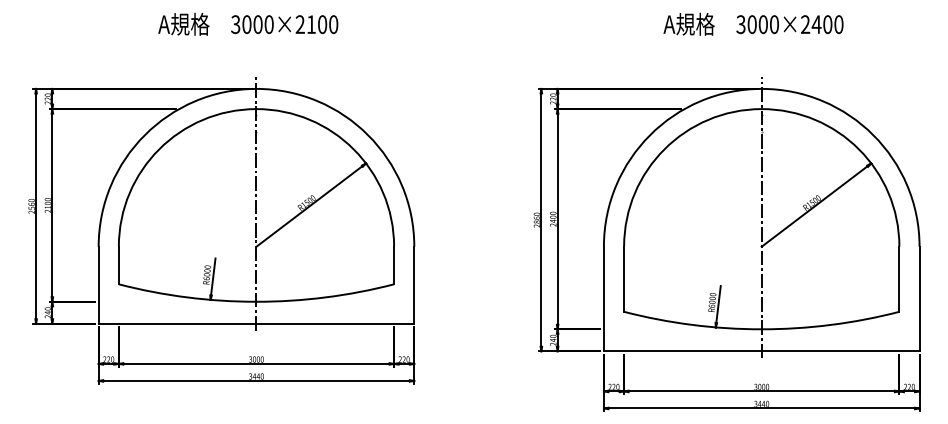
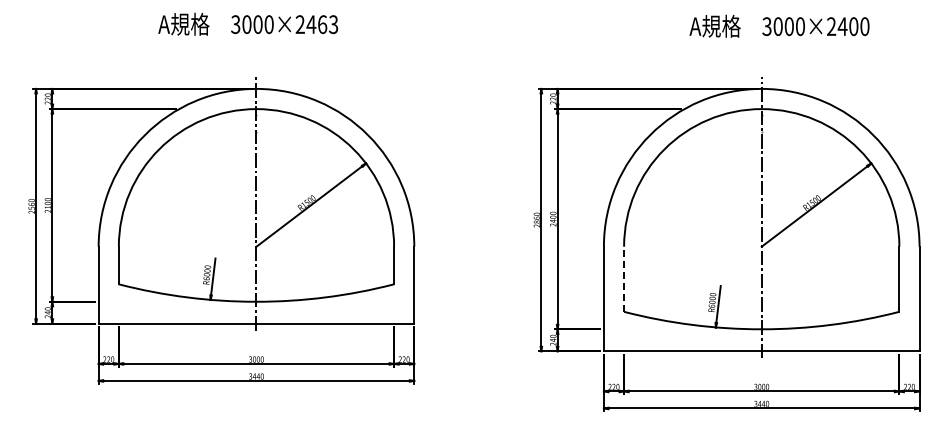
text position: (753, 23) -> (779, 25) (779, 25)
text: 3000×2100 -> 3000×2463 (322, 24)
line: solid -> dashed (624, 279)
